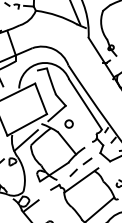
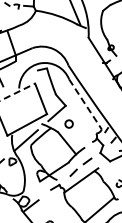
line: solid -> dashed (18, 91)
line: solid -> dashed (85, 104)
